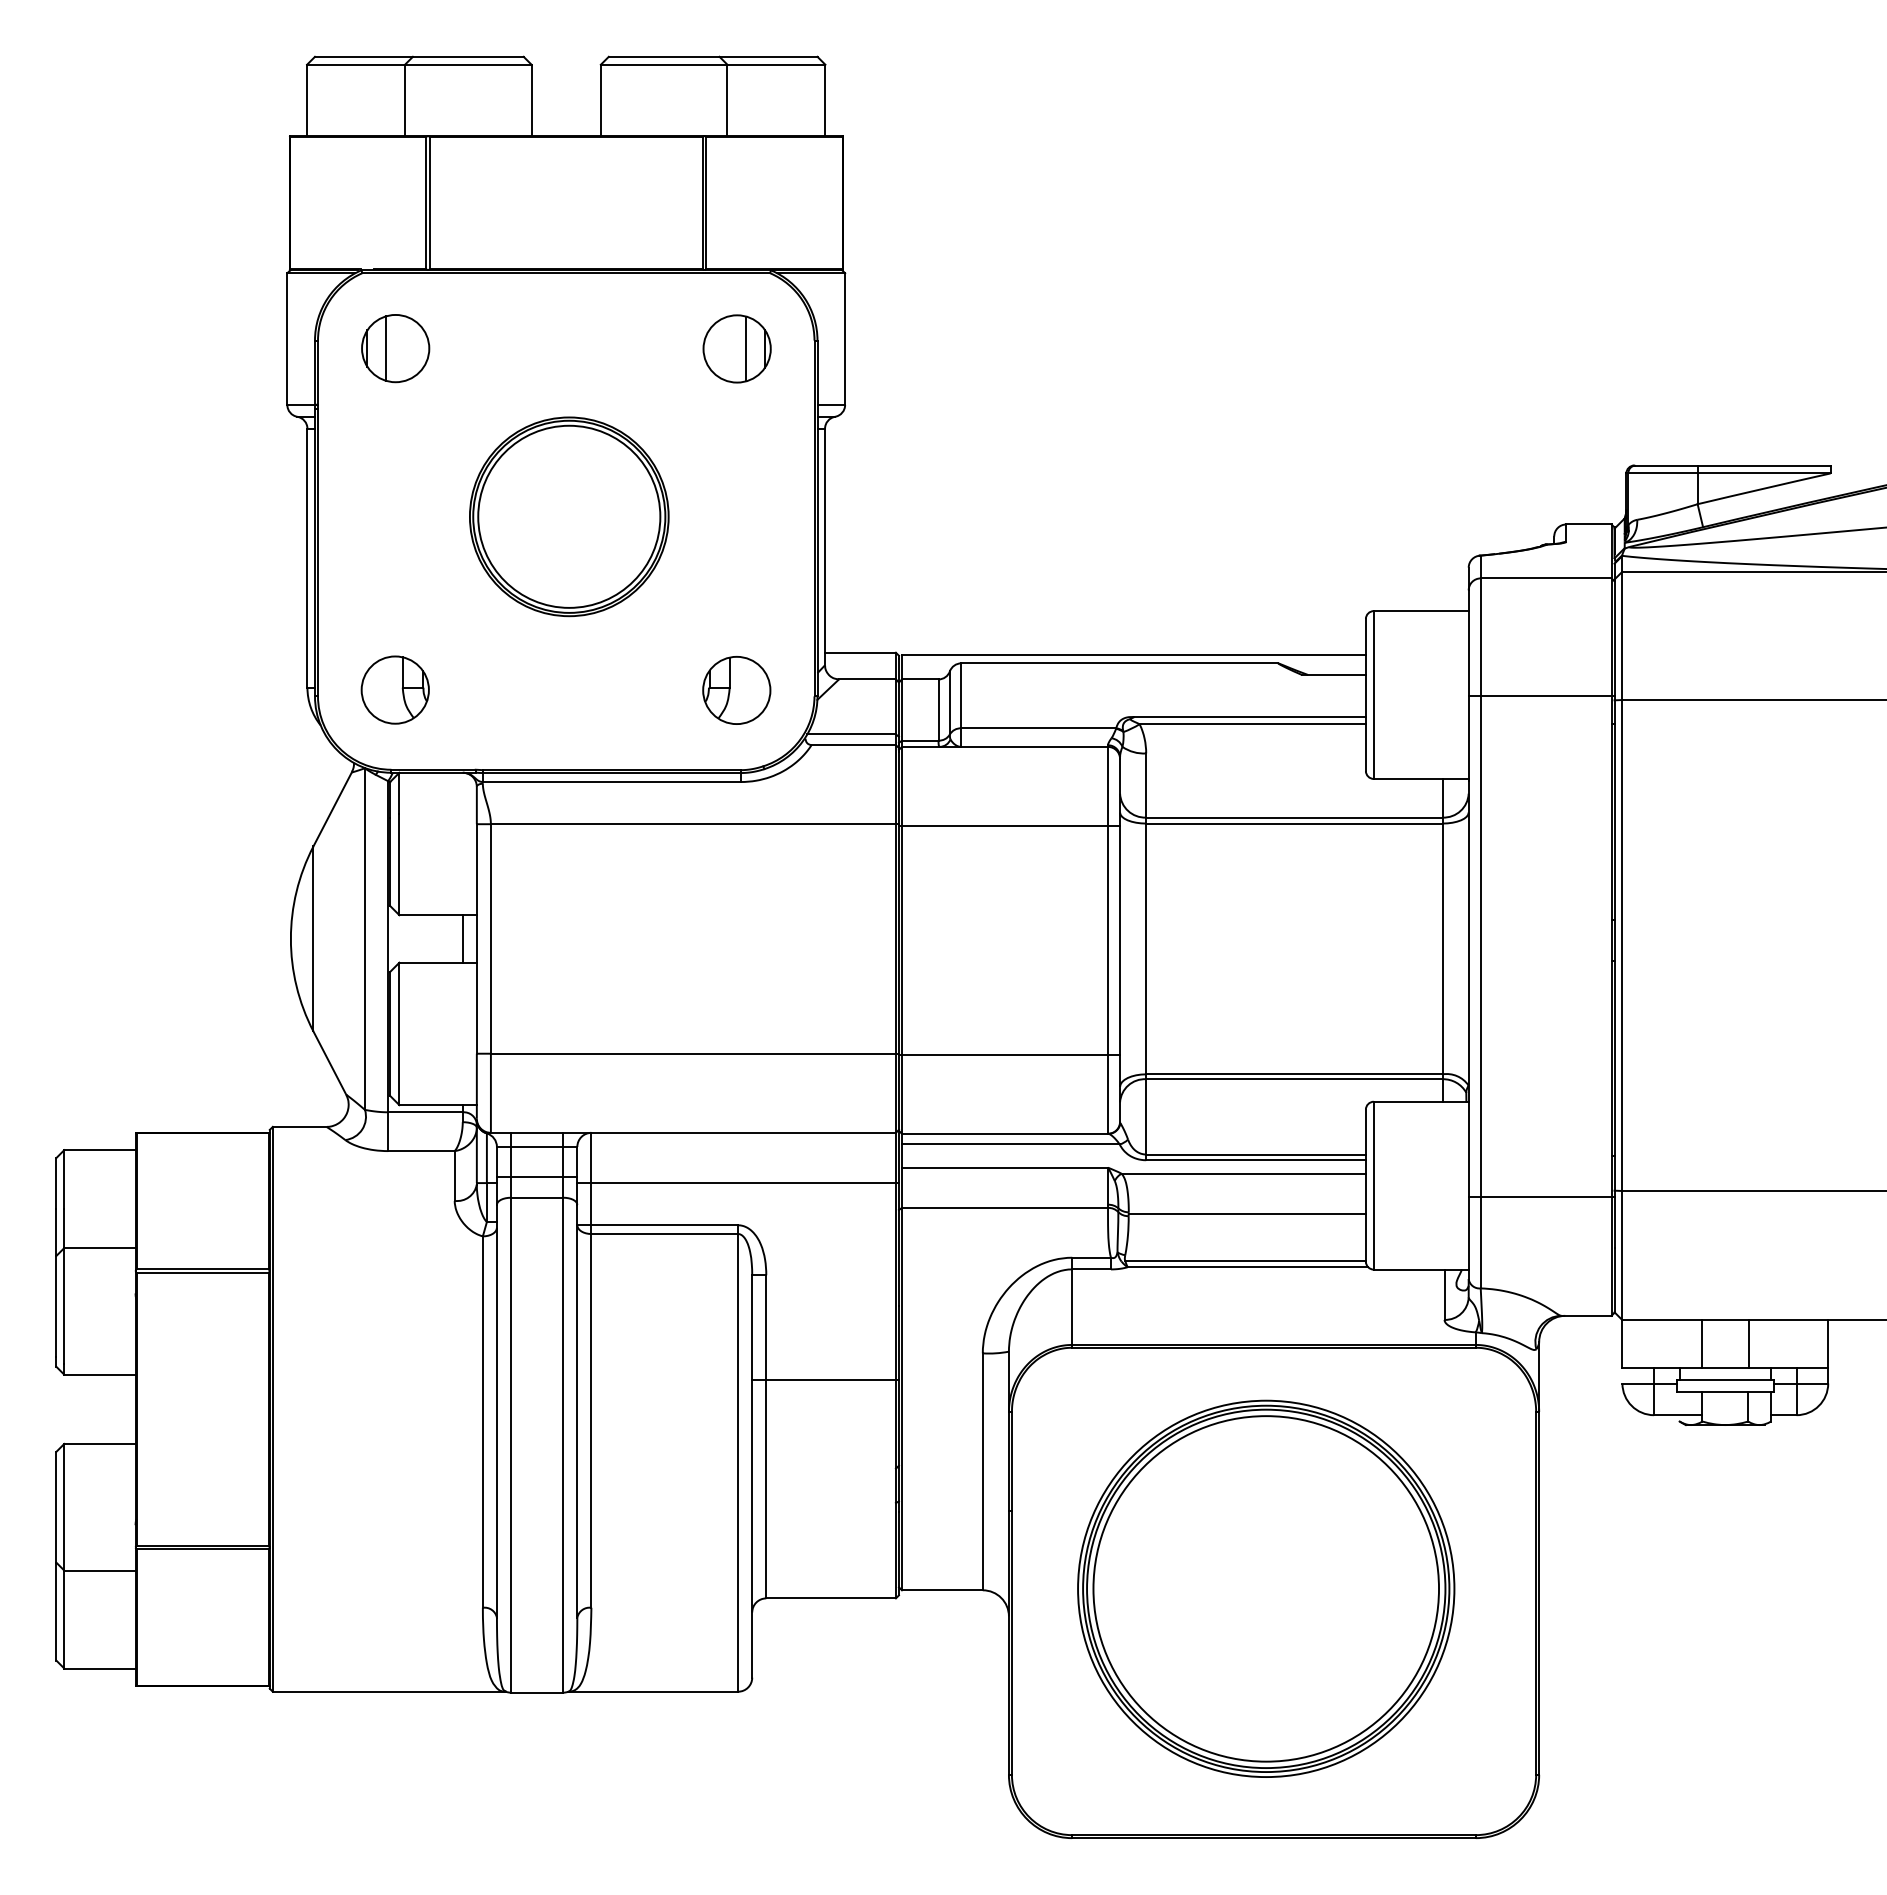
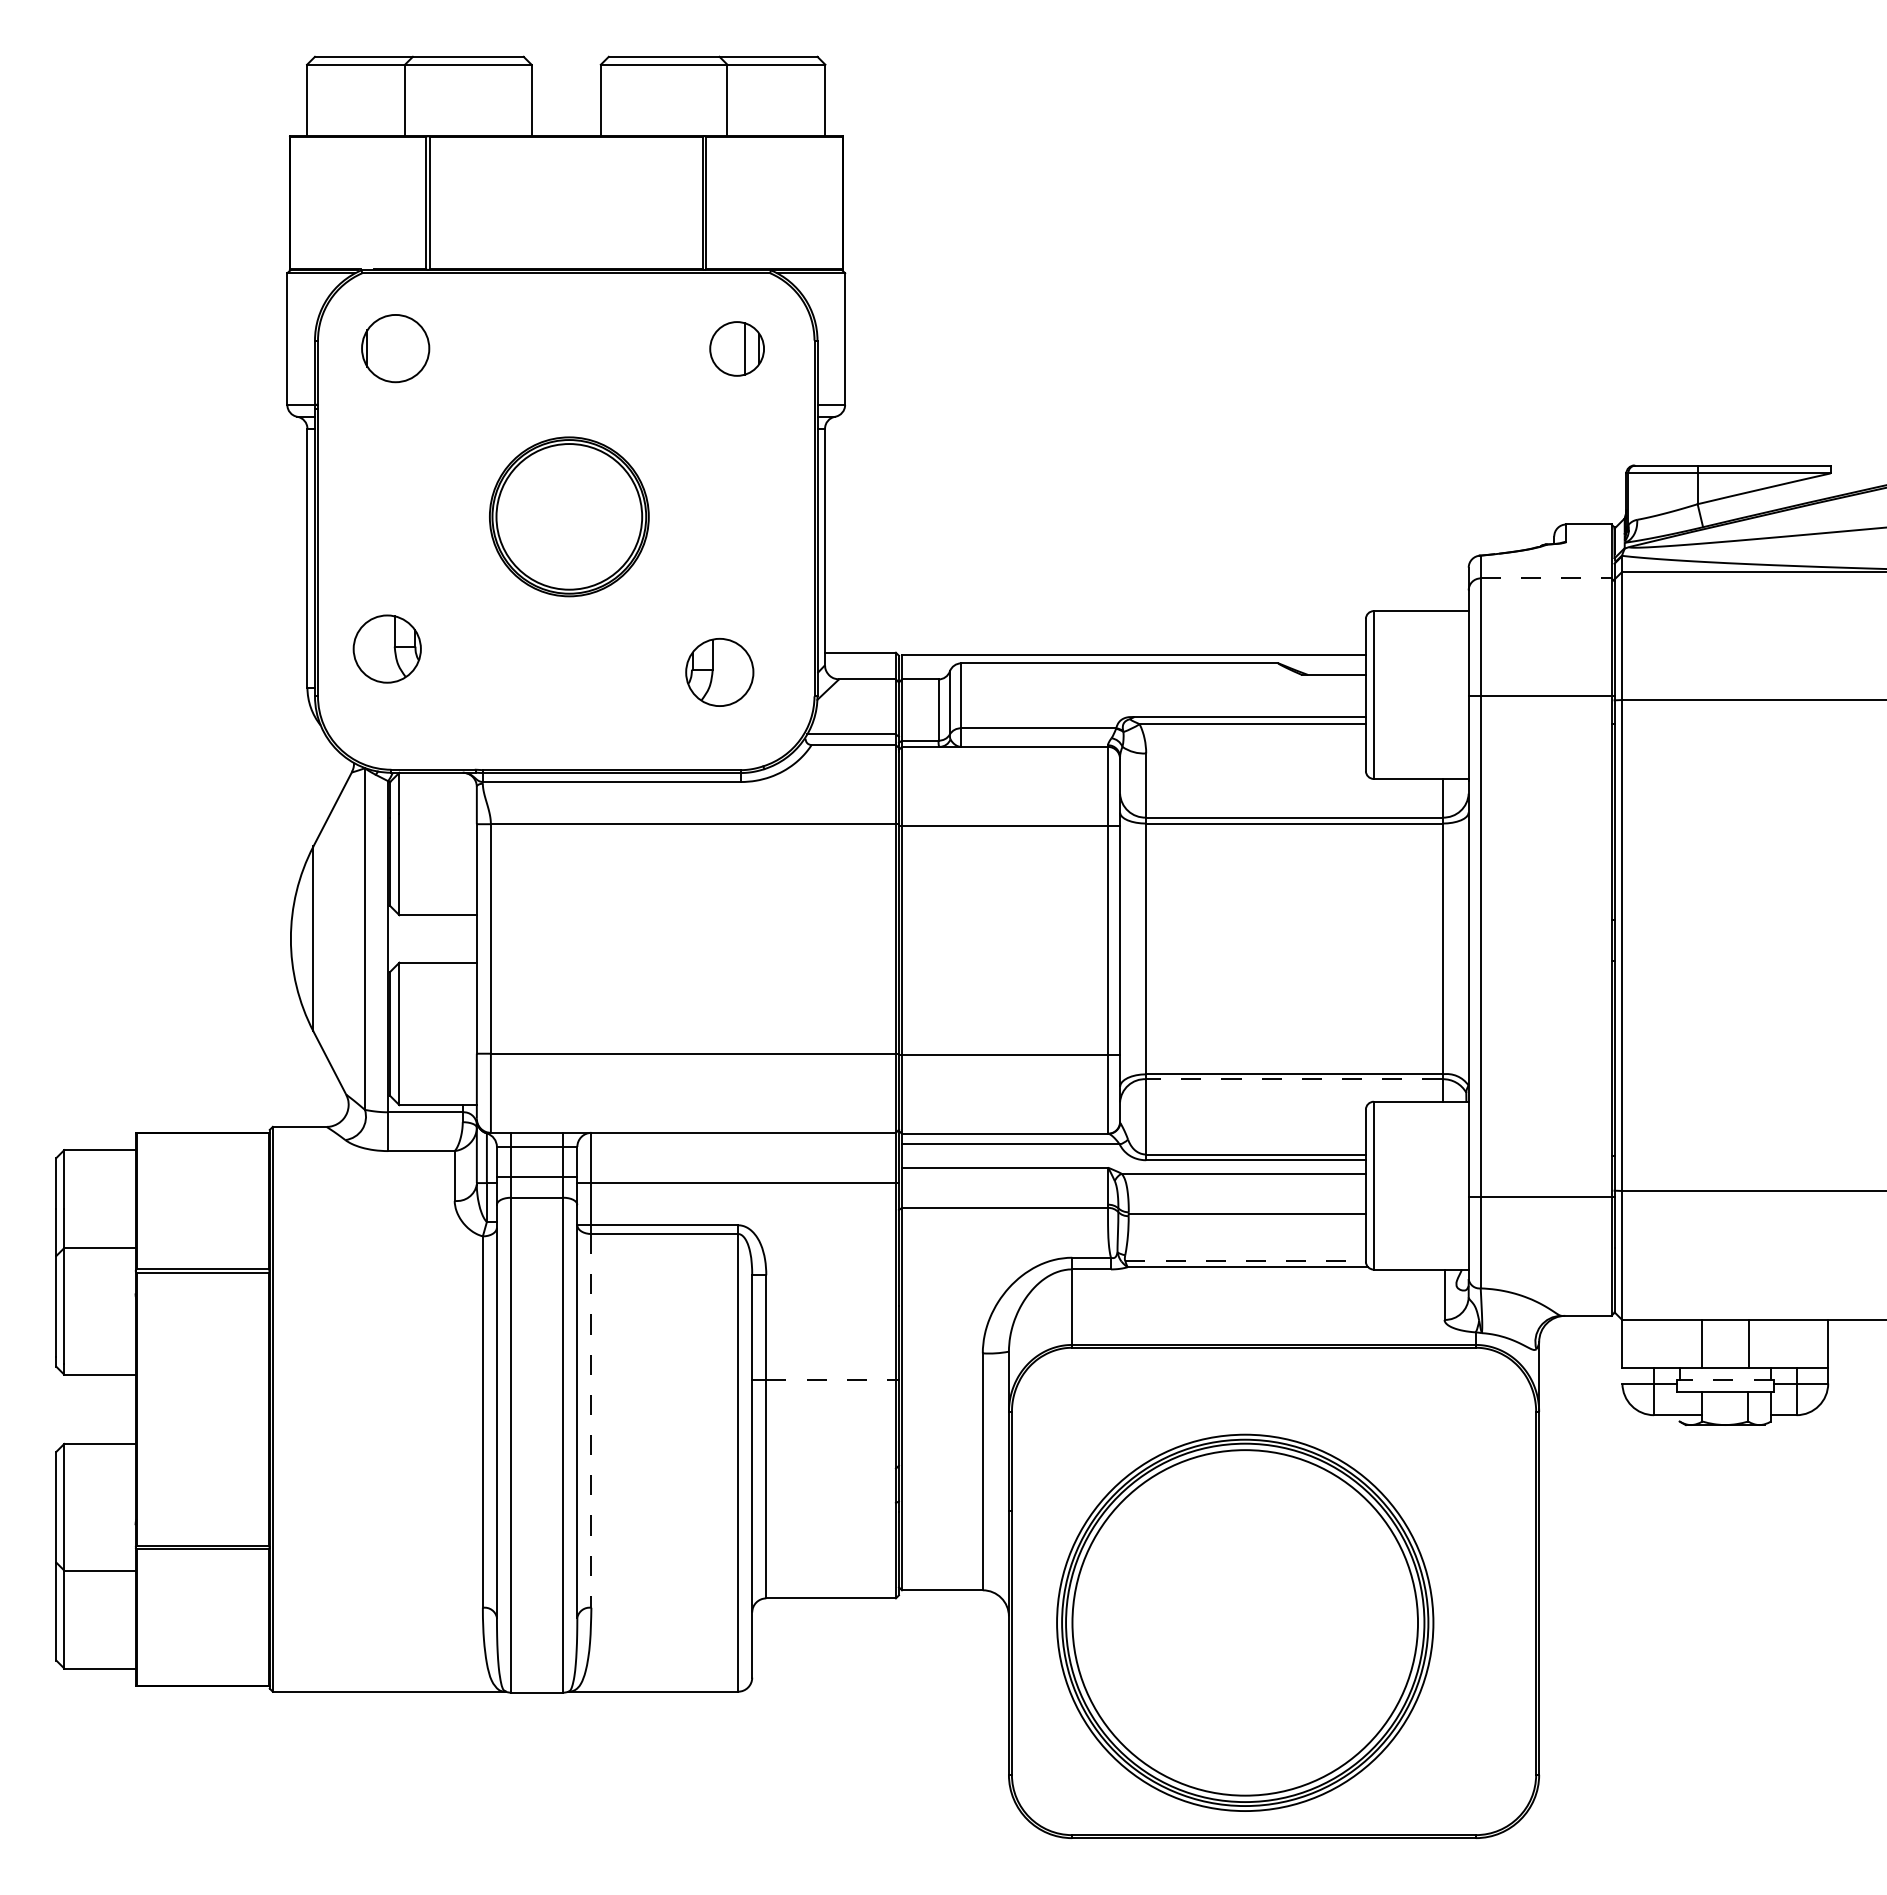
line: present -> none (386, 348)
part size: 70x70 px -> 56x56 px (736, 348)
part size: 201x202 px -> 161x162 px (569, 516)
line: solid -> dashed (1546, 578)
part position: (394, 689) -> (386, 648) (386, 648)
part position: (736, 690) -> (719, 672) (719, 672)
line: present -> none (462, 938)
line: solid -> dashed (1293, 1079)
line: solid -> dashed (1246, 1261)
line: solid -> dashed (831, 1380)
line: solid -> dashed (1724, 1380)
line: solid -> dashed (591, 1420)
part position: (1266, 1588) -> (1245, 1622) (1245, 1622)
